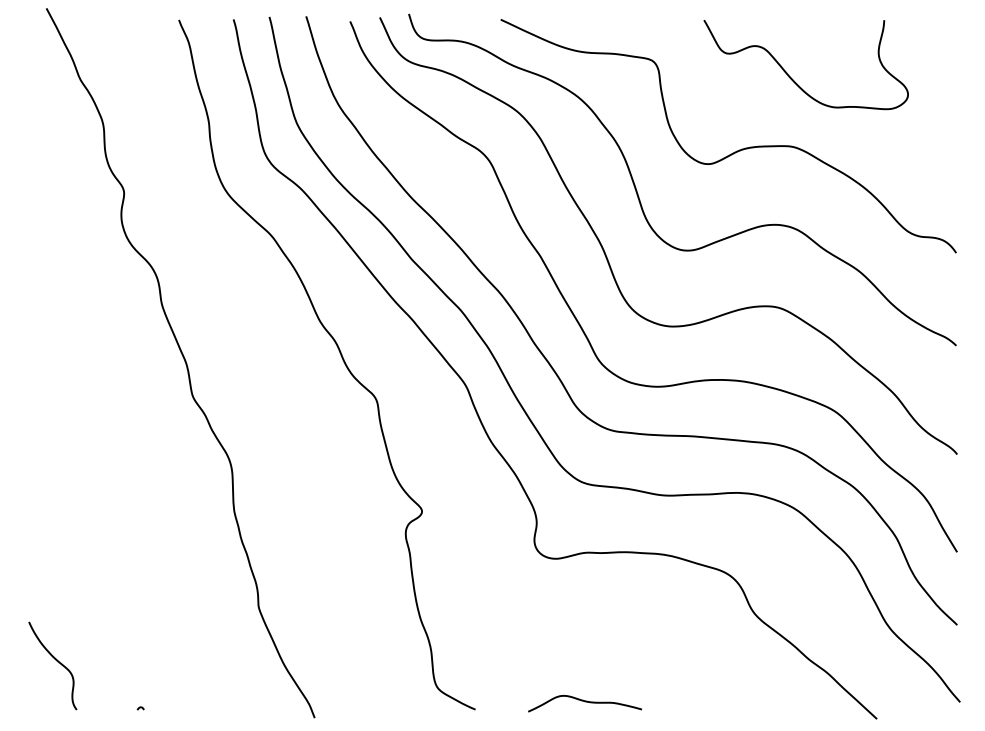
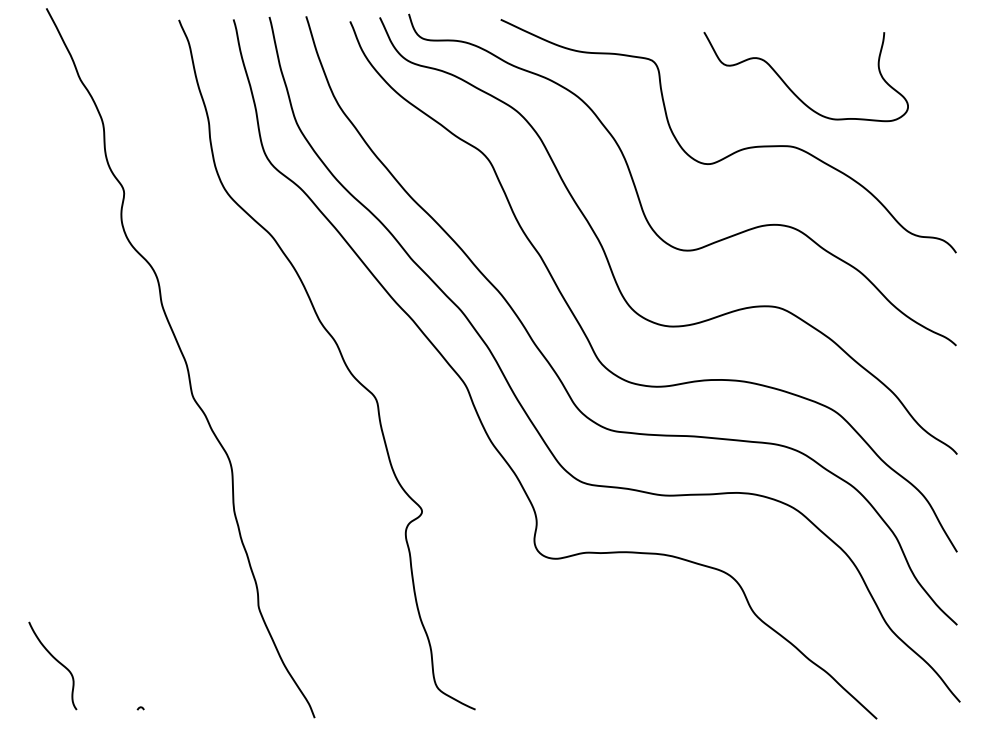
curve position: (792, 78) -> (792, 90) (792, 90)
curve: present -> none (585, 702)
